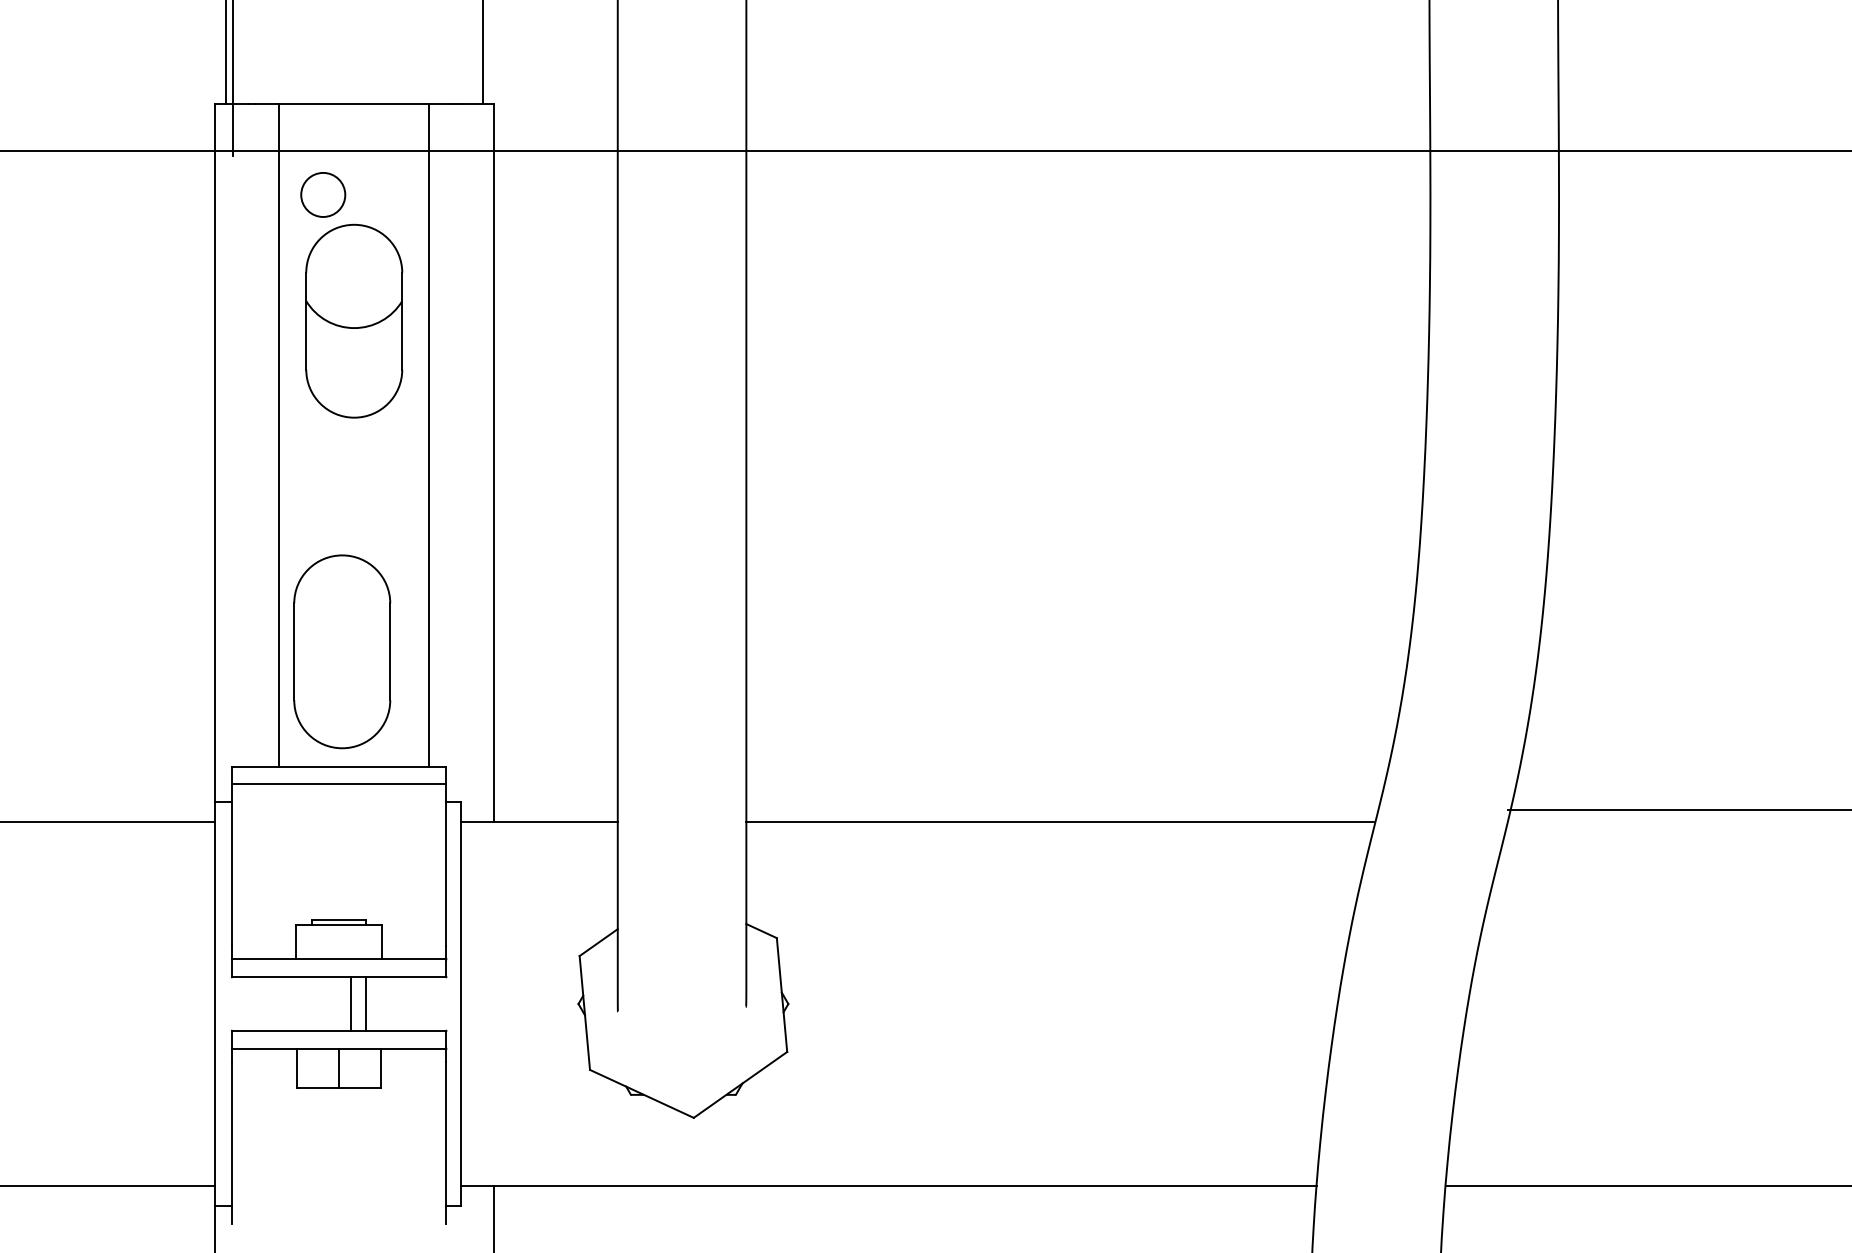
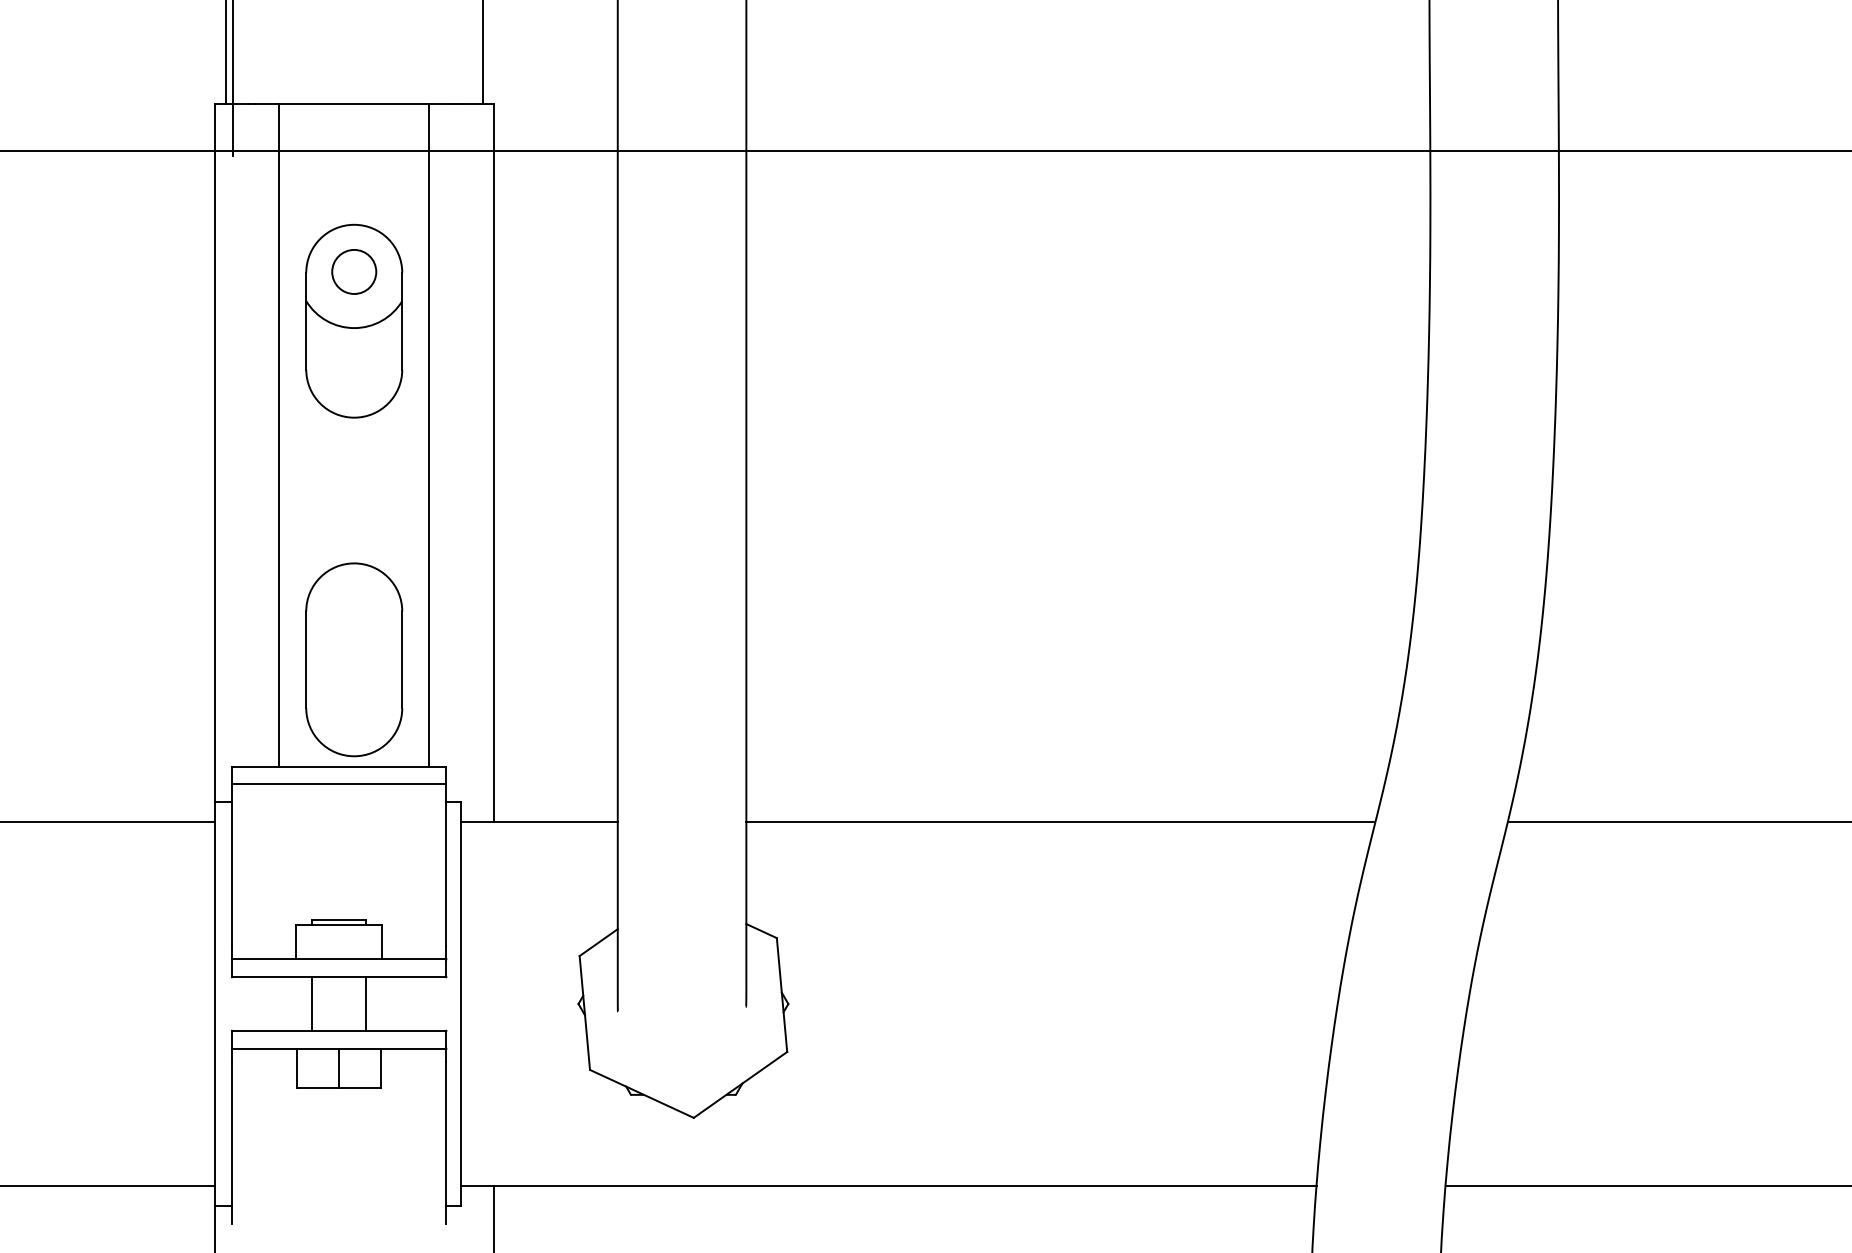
circle position: (323, 194) -> (354, 271) (354, 271)
part position: (342, 651) -> (354, 659) (354, 659)
line position: (1677, 809) -> (1677, 821) (1677, 821)
line position: (351, 1003) -> (312, 1003) (312, 1003)
